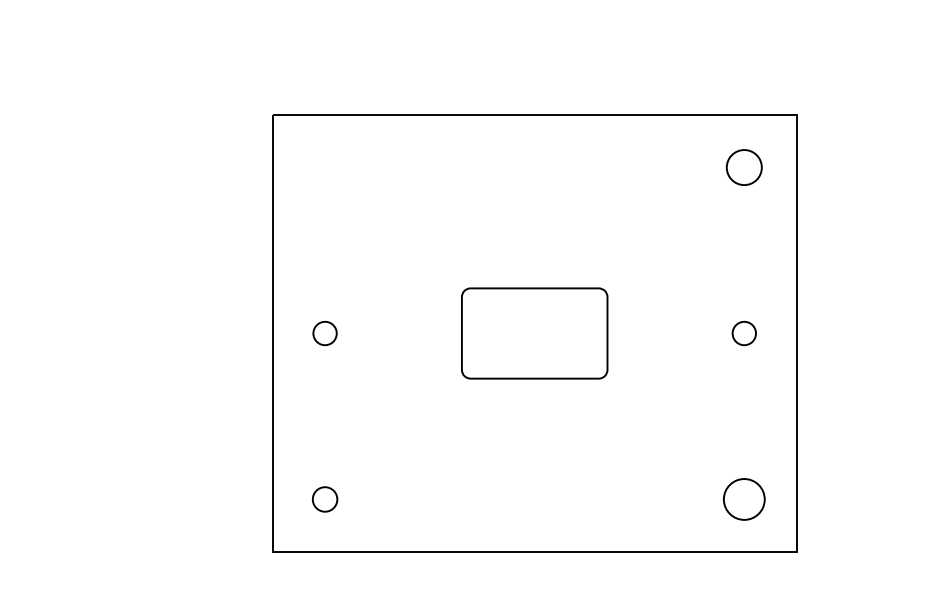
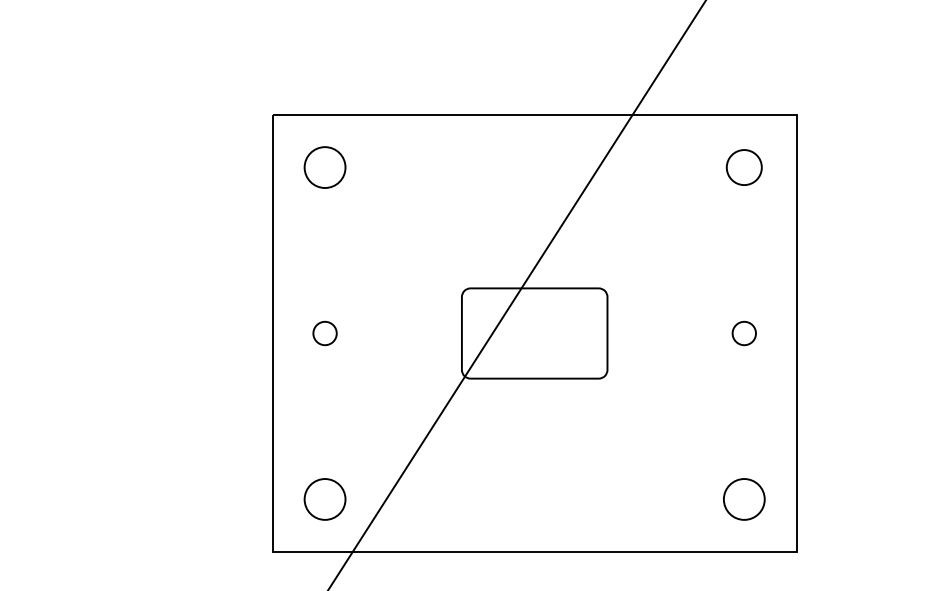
circle: none -> present (324, 167)
line: none -> present (516, 294)
circle diameter: 25 px -> 41 px (324, 499)
